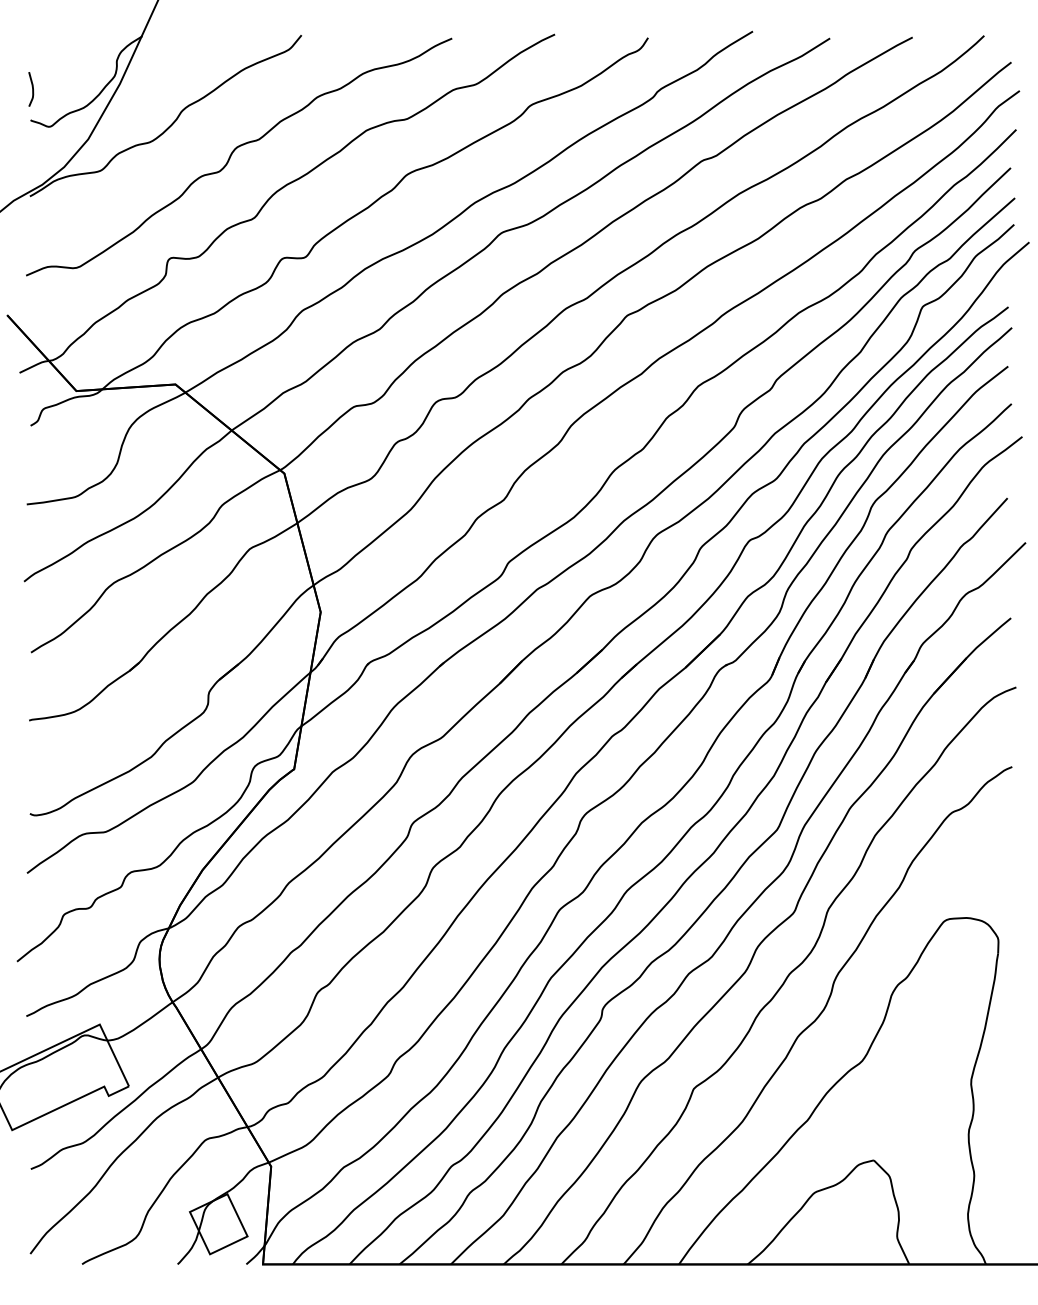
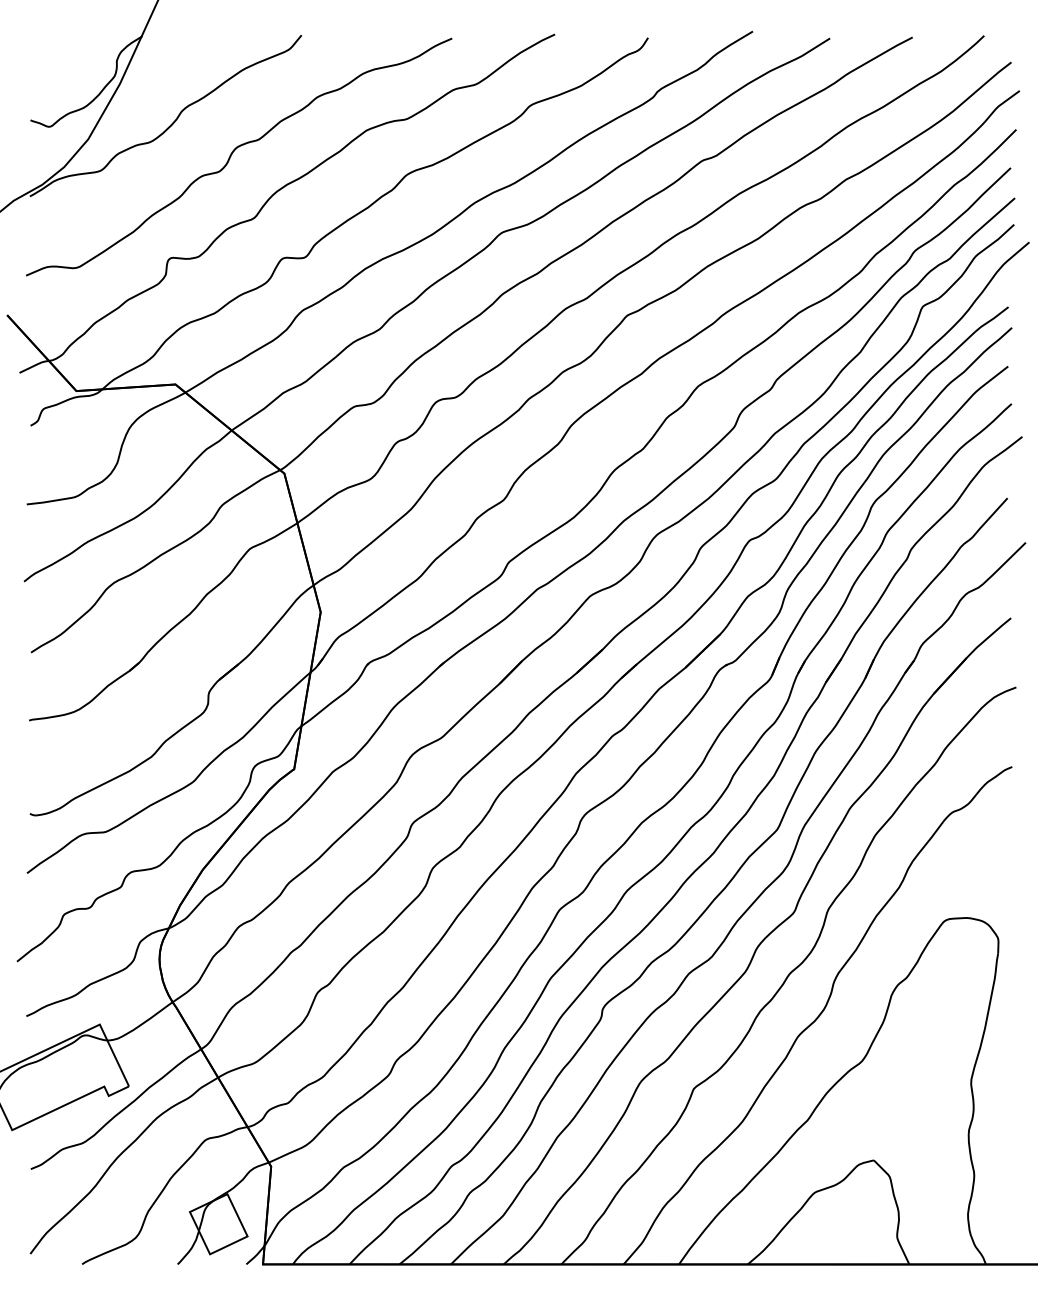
curve: present -> none (32, 89)
